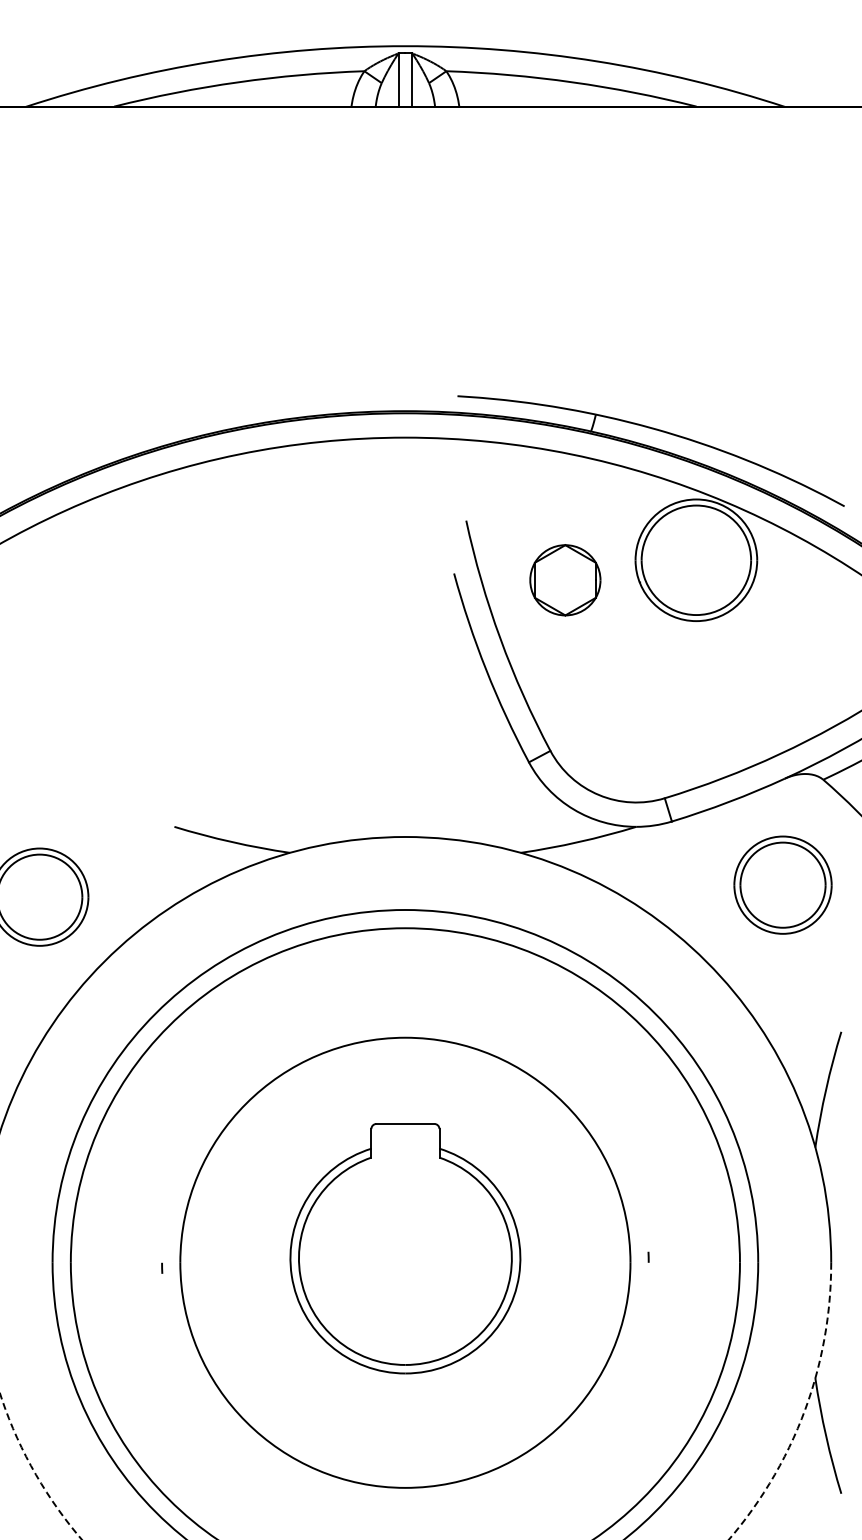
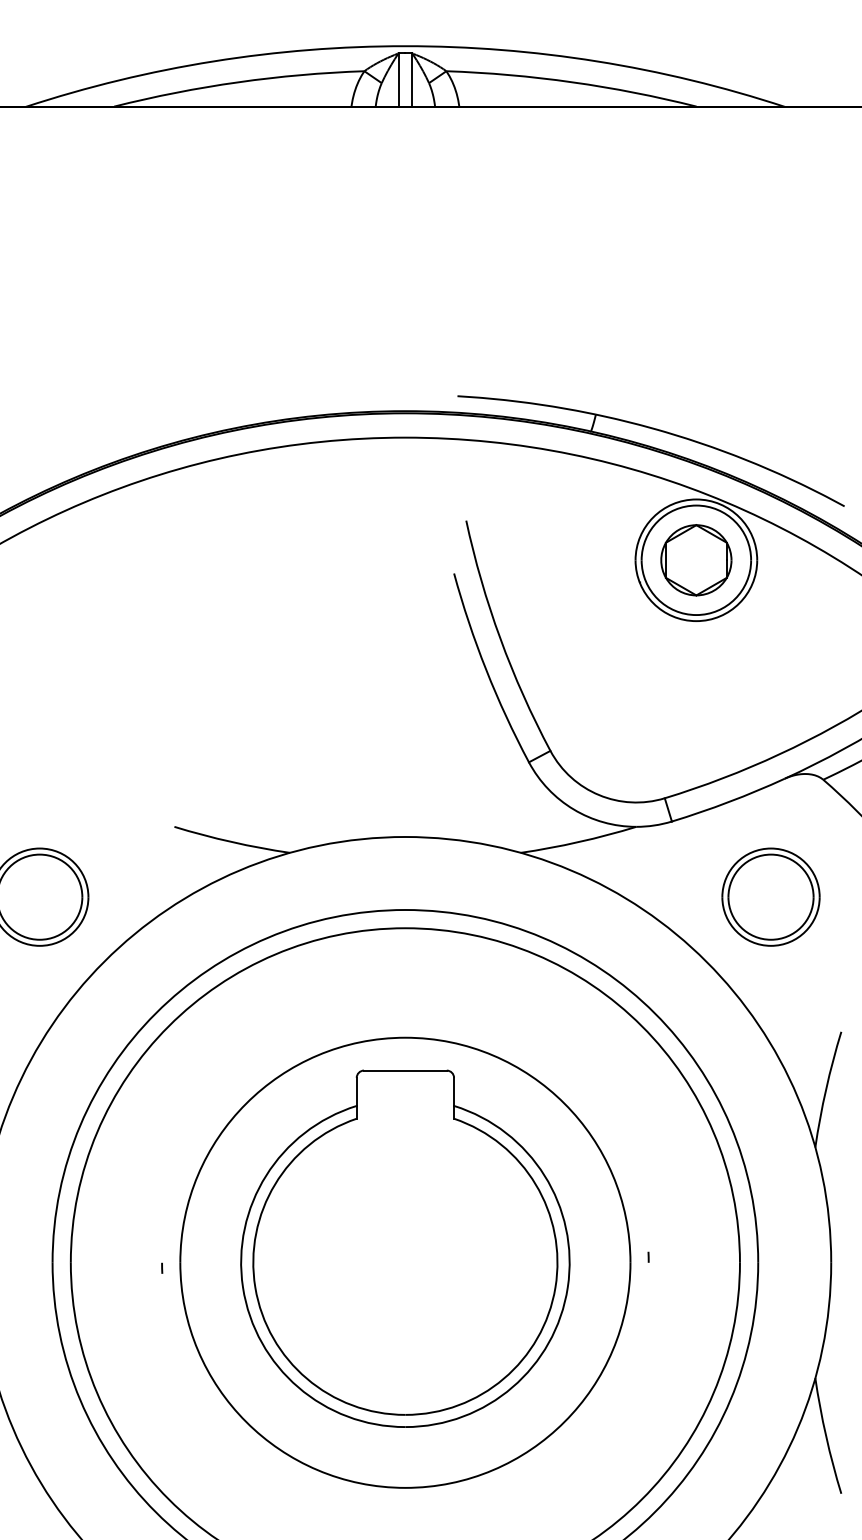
part position: (565, 580) -> (696, 560) (696, 560)
part position: (782, 884) -> (770, 896) (770, 896)
part size: 233x252 px -> 331x359 px (405, 1248)
arc: dashed -> solid (769, 1484)
